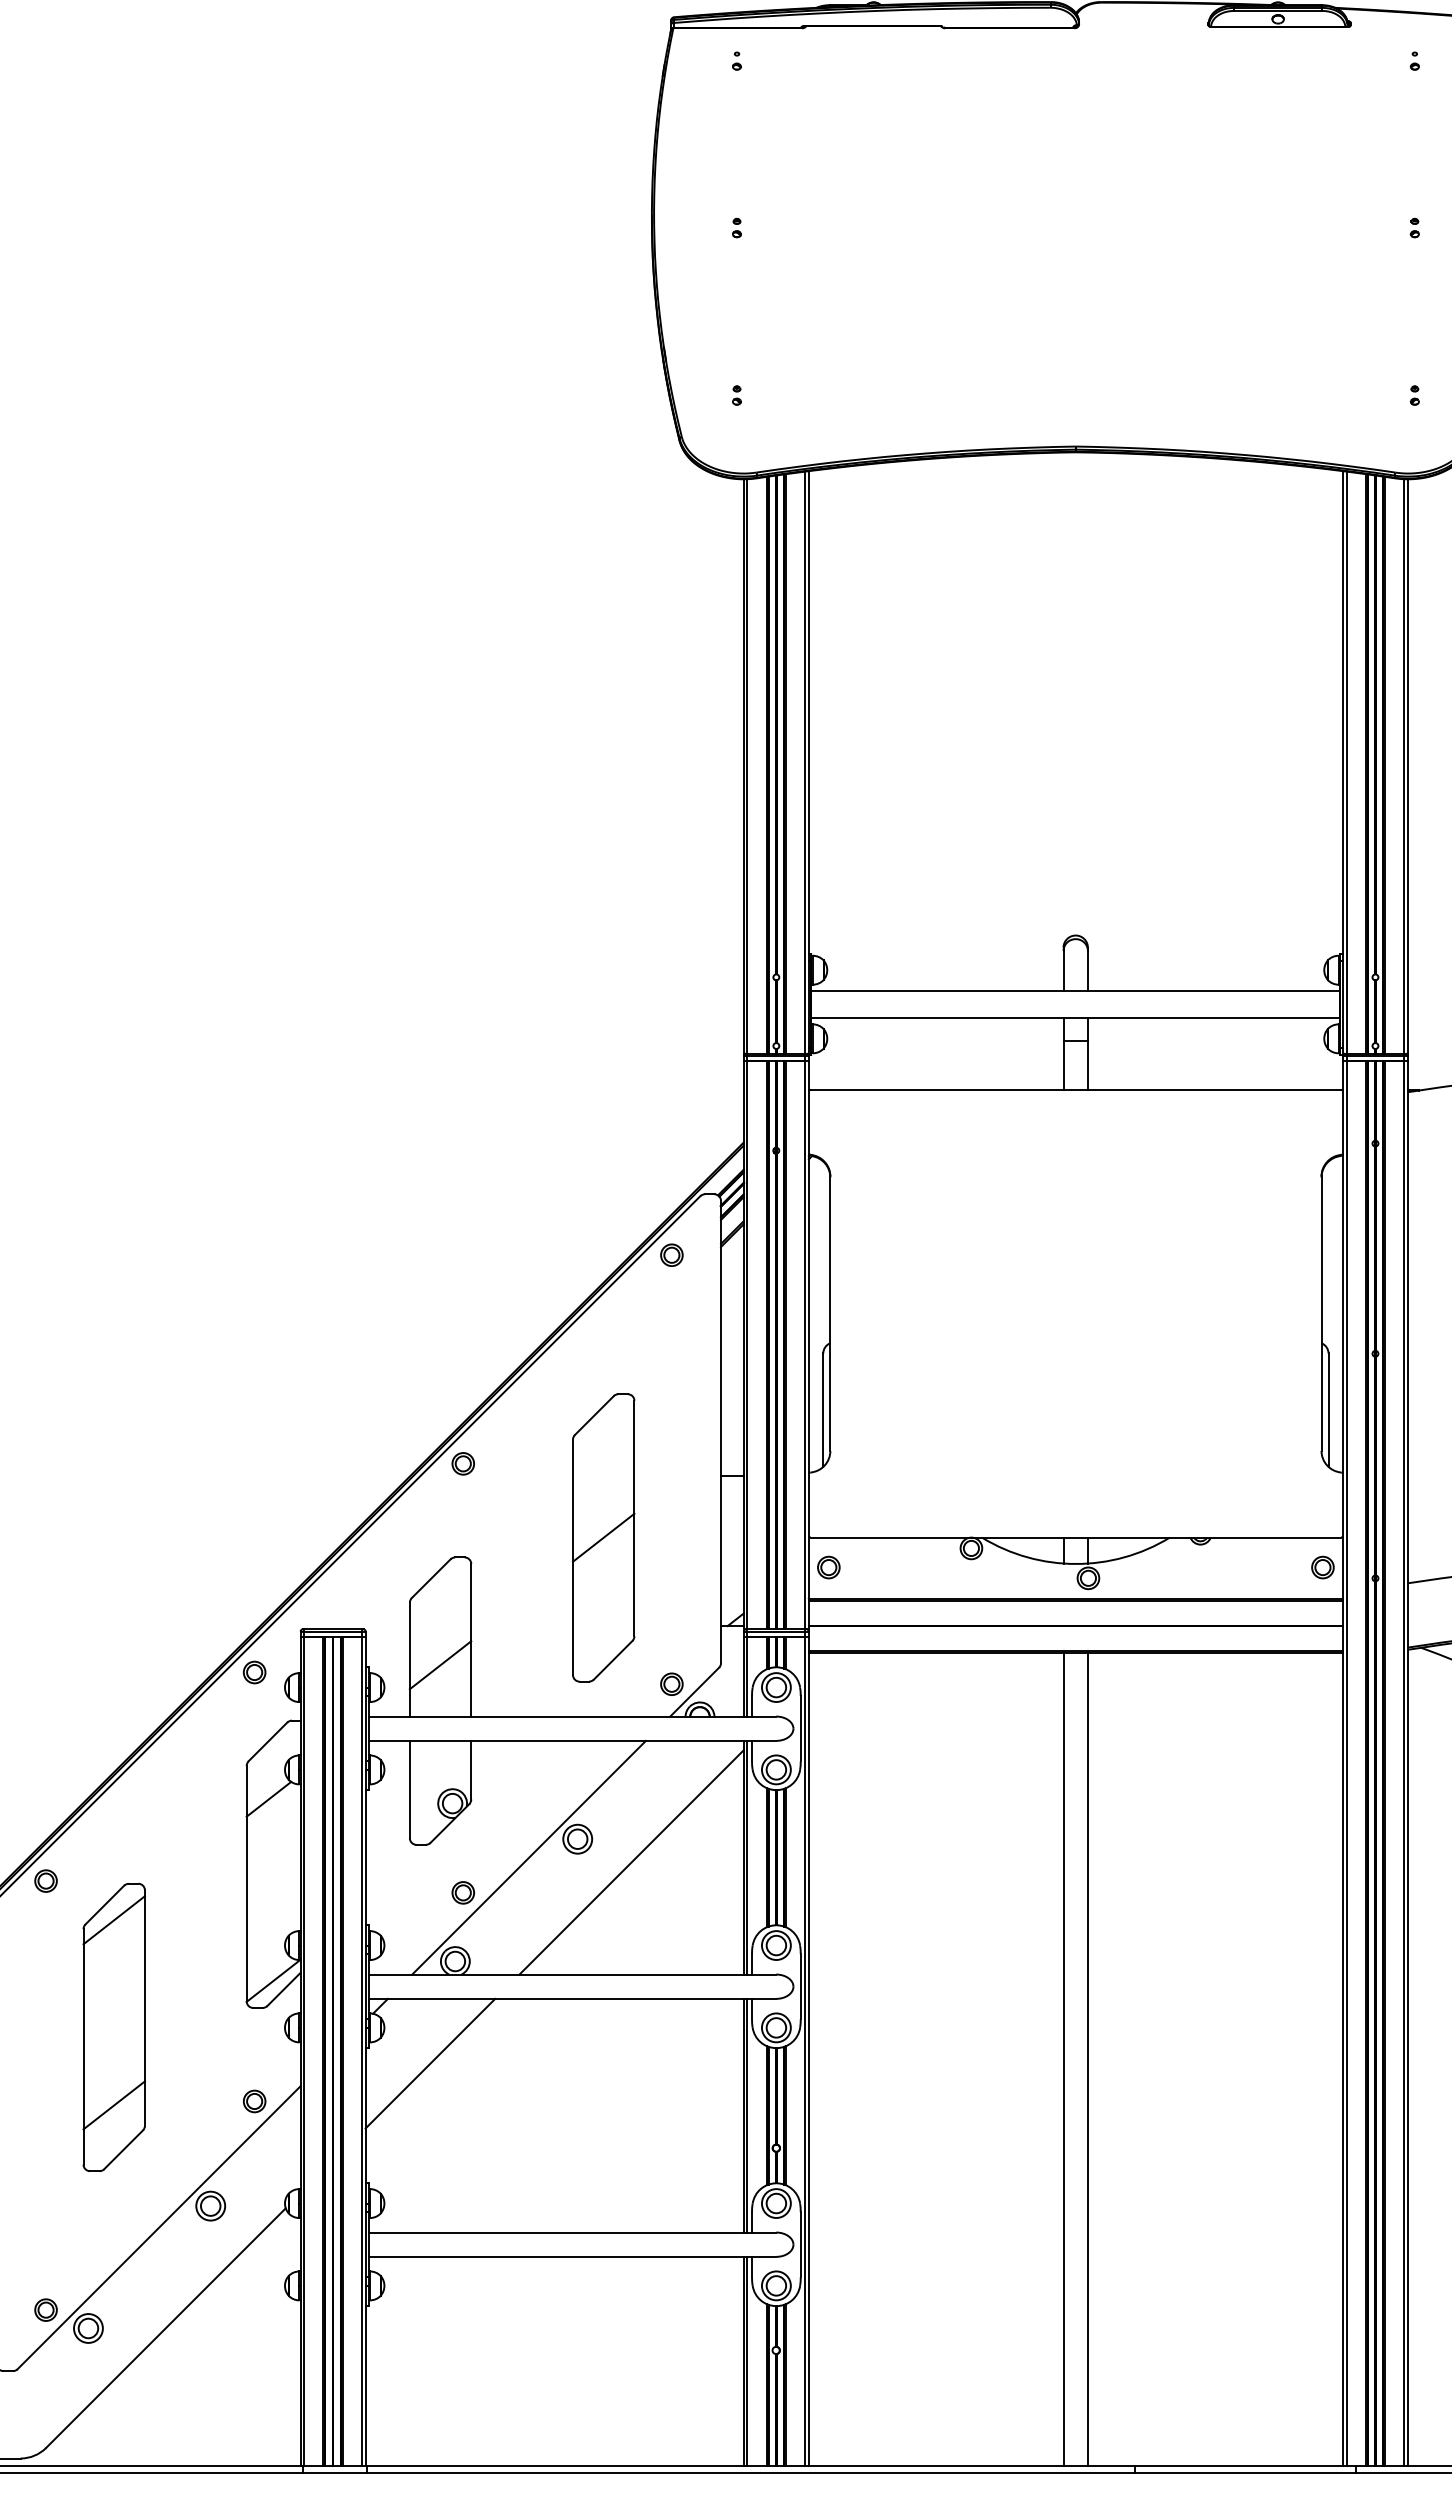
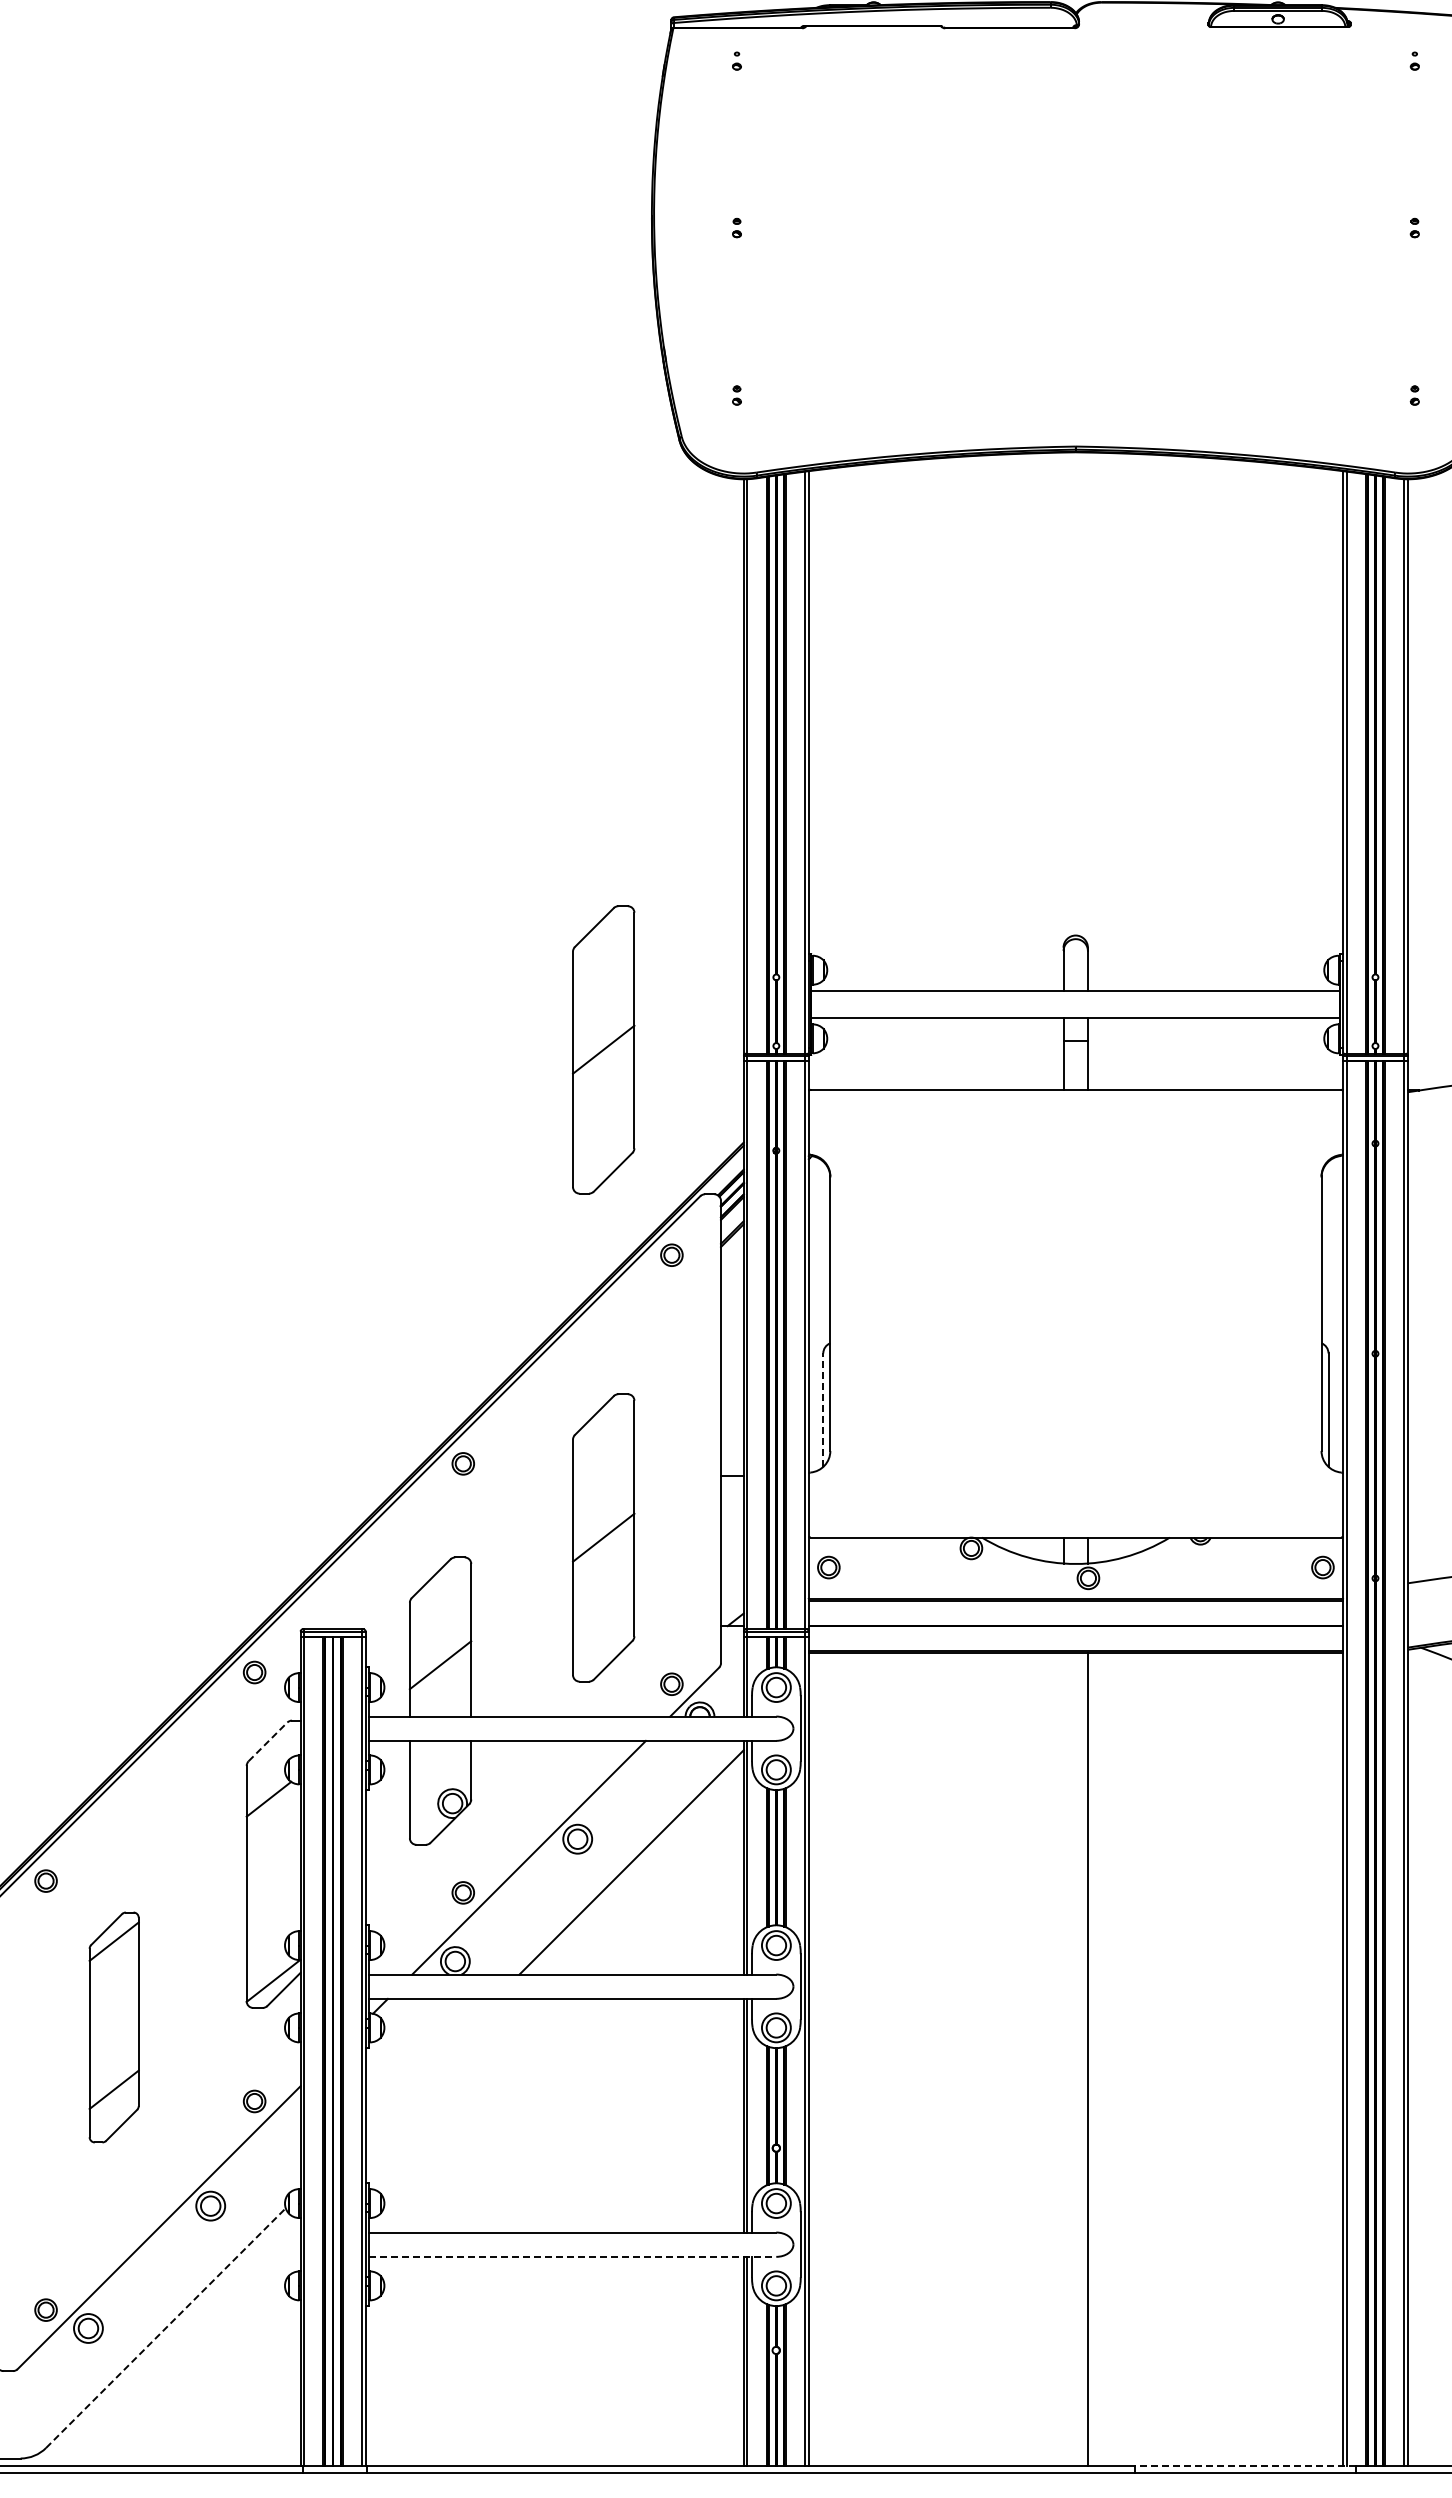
part: none -> present (603, 1049)
line: solid -> dashed (823, 1410)
line: solid -> dashed (268, 1741)
part size: 64x289 px -> 52x233 px (113, 2027)
line: present -> none (1063, 2059)
line: present -> none (430, 2063)
line: solid -> dashed (572, 2256)
line: solid -> dashed (166, 2327)
line: solid -> dashed (1245, 2465)
